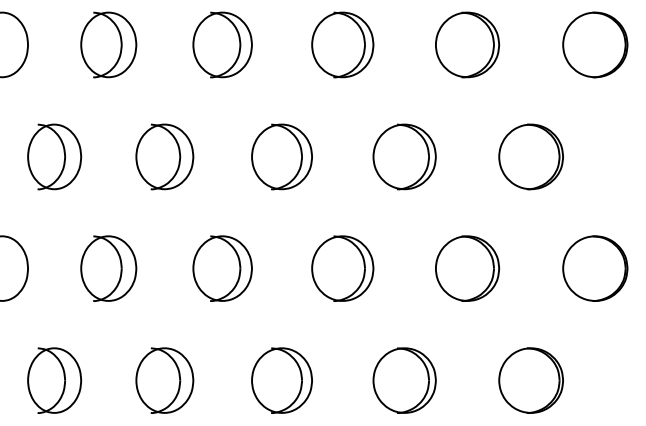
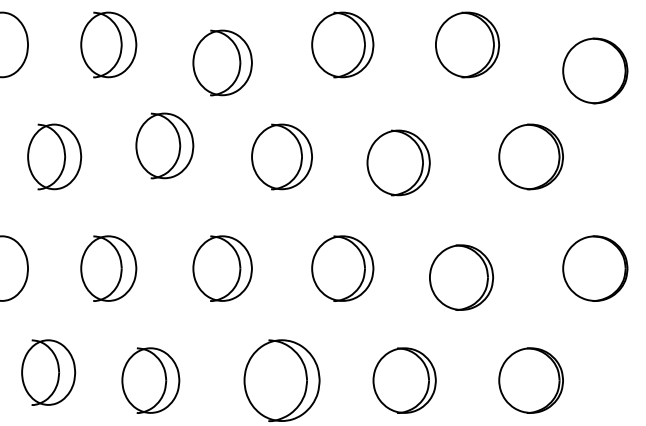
part position: (222, 44) -> (222, 62) (222, 62)
part position: (595, 44) -> (595, 70) (595, 70)
part position: (164, 156) -> (164, 145) (164, 145)
part position: (404, 156) -> (398, 162) (398, 162)
part position: (467, 268) -> (461, 277) (461, 277)
part position: (54, 380) -> (48, 372) (48, 372)
part position: (164, 380) -> (150, 380) (150, 380)
part size: 62x67 px -> 78x84 px (281, 380)
